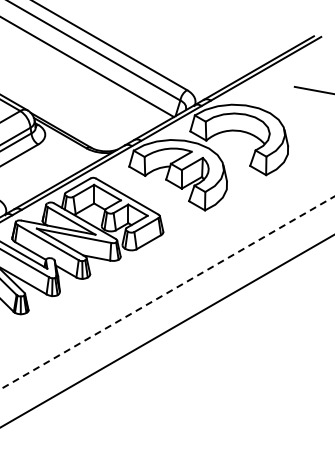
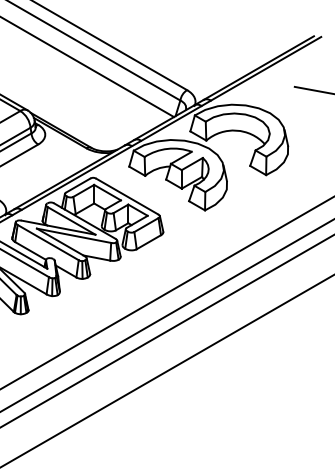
line: dashed -> solid (167, 293)
line: none -> present (166, 315)
line: none -> present (166, 371)
